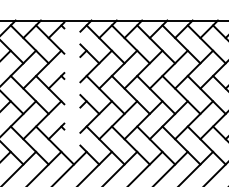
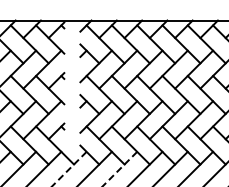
line: solid -> dashed (69, 169)
line: solid -> dashed (119, 169)
